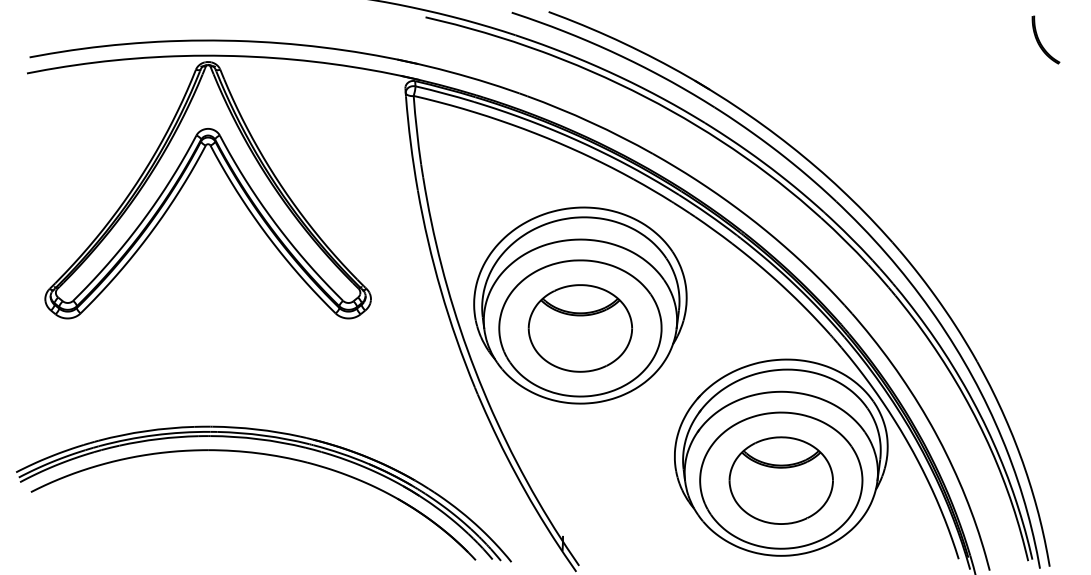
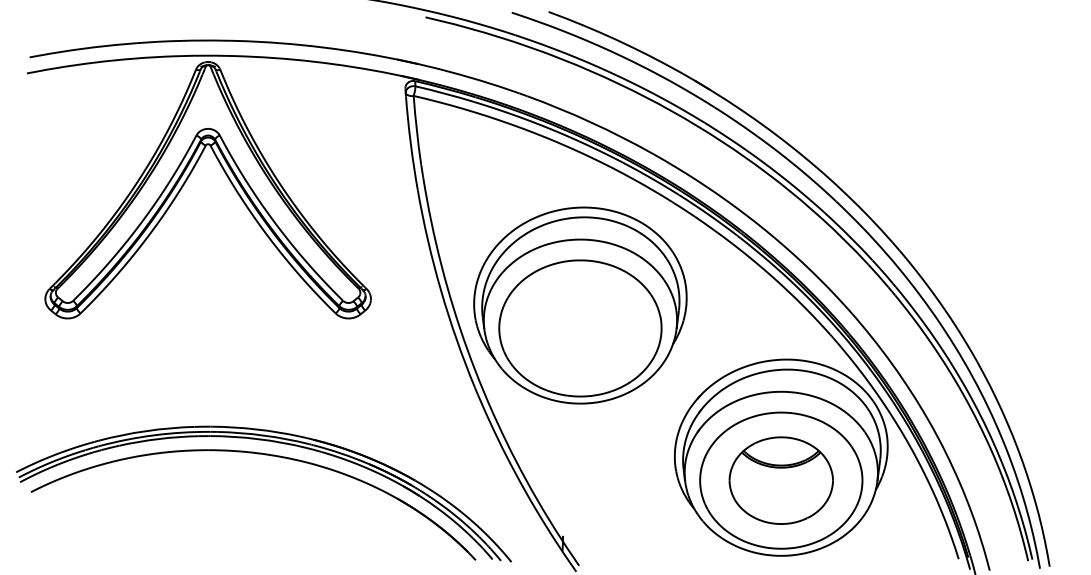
part: present -> none (1045, 39)
part: present -> none (579, 328)
